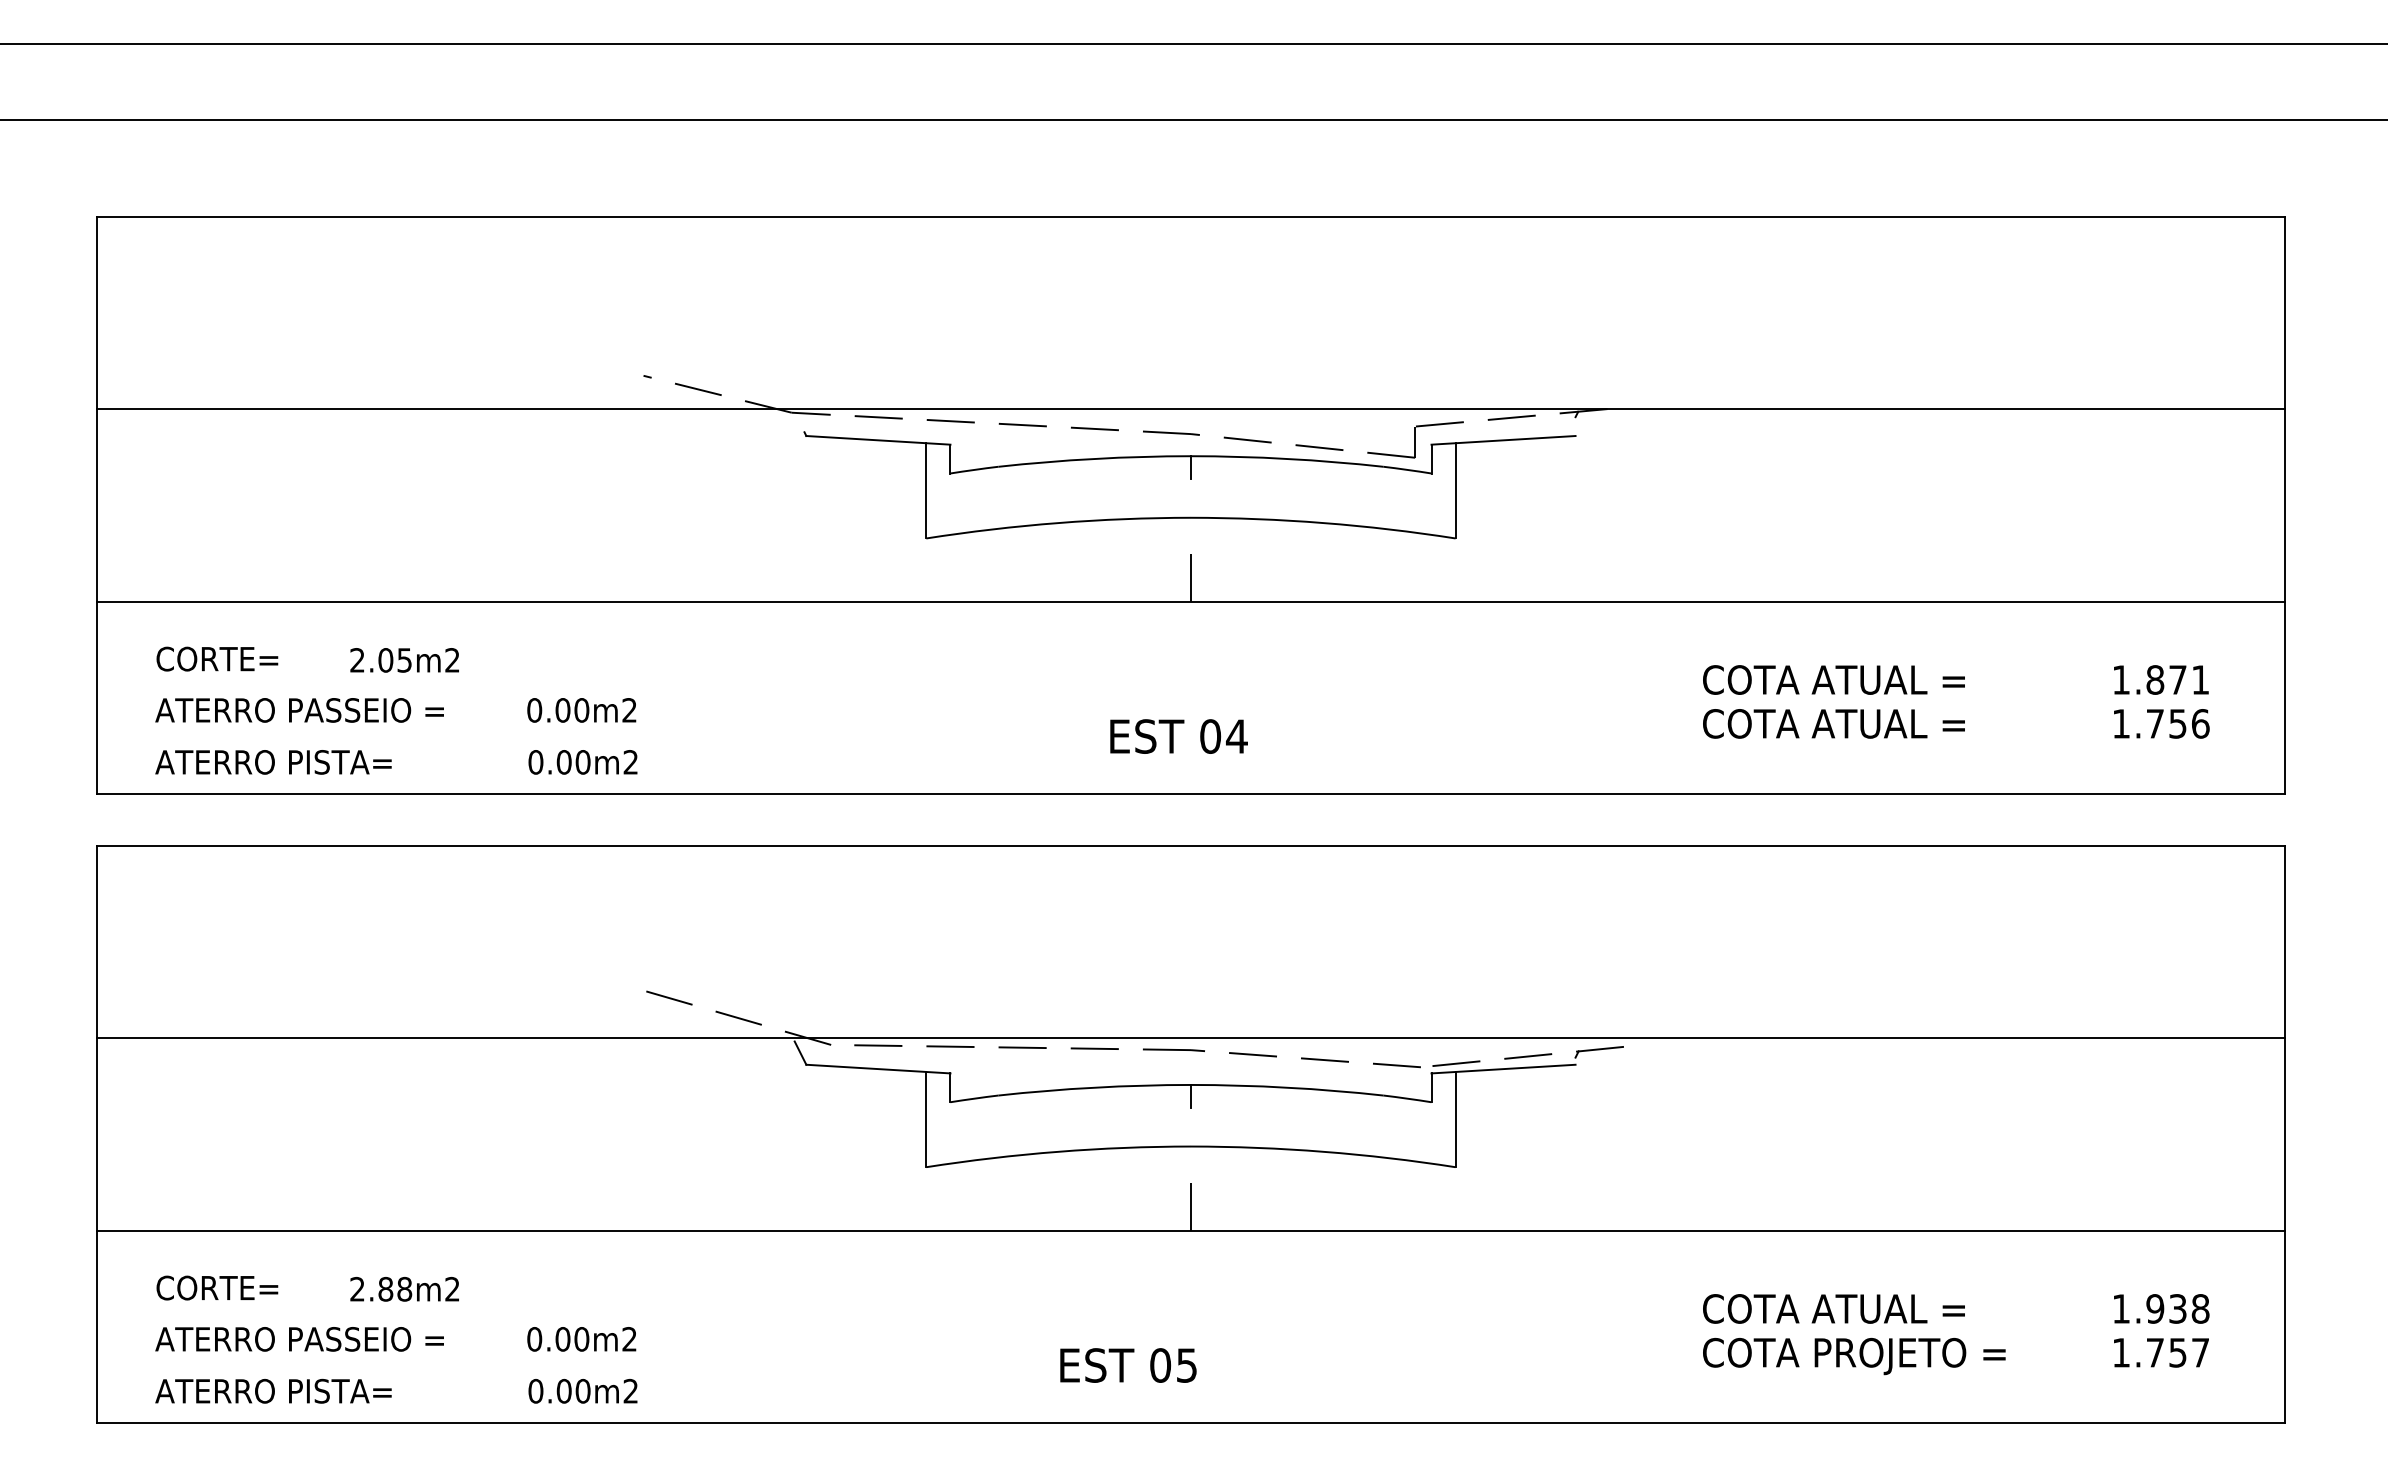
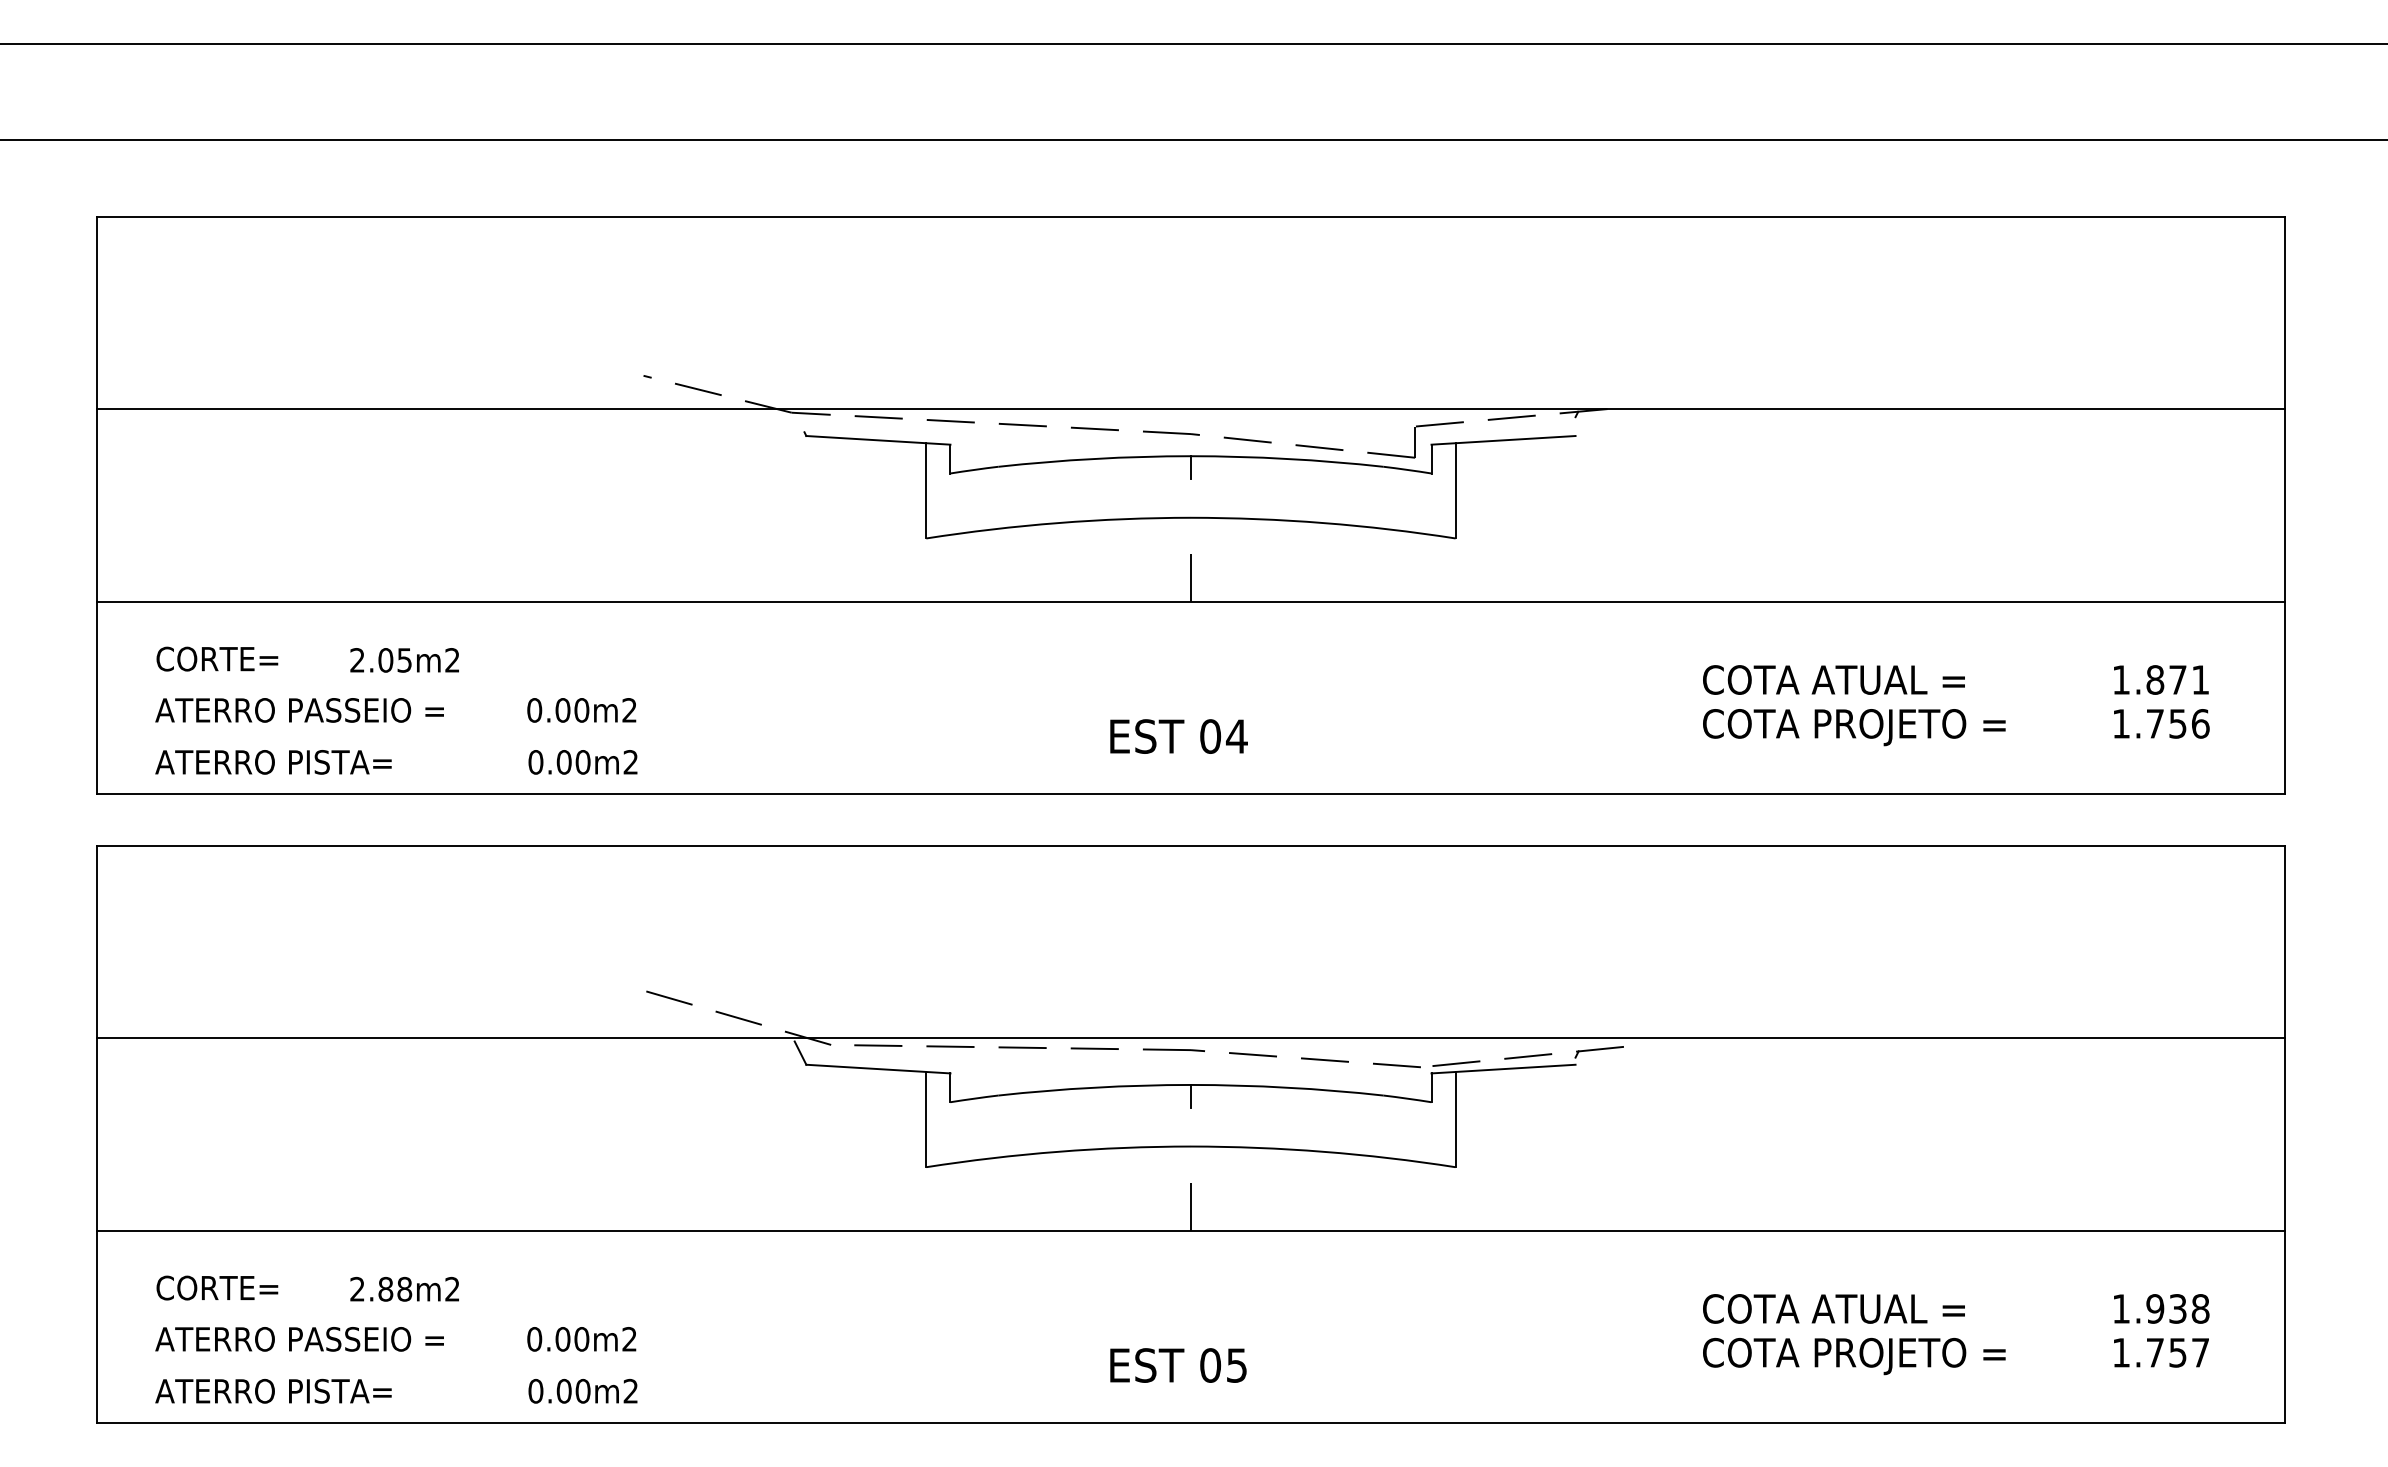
line position: (1193, 120) -> (1193, 140) (1193, 140)
text: COTA ATUAL = -> COTA PROJETO = (1908, 727)
text position: (1128, 1365) -> (1178, 1365) (1178, 1365)
